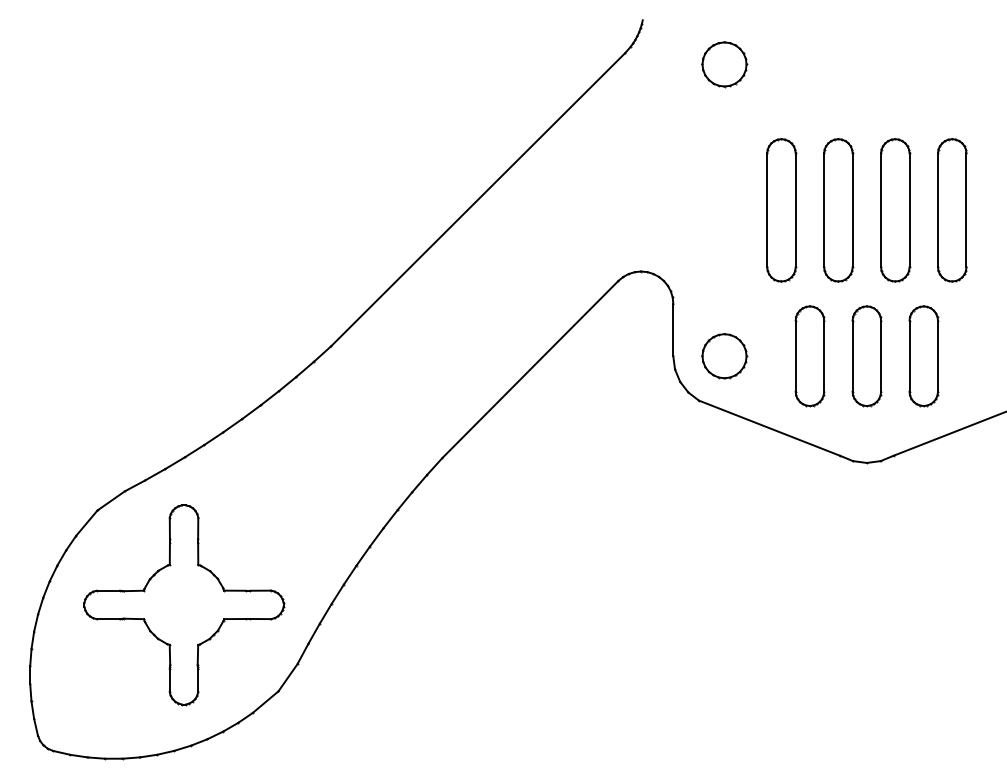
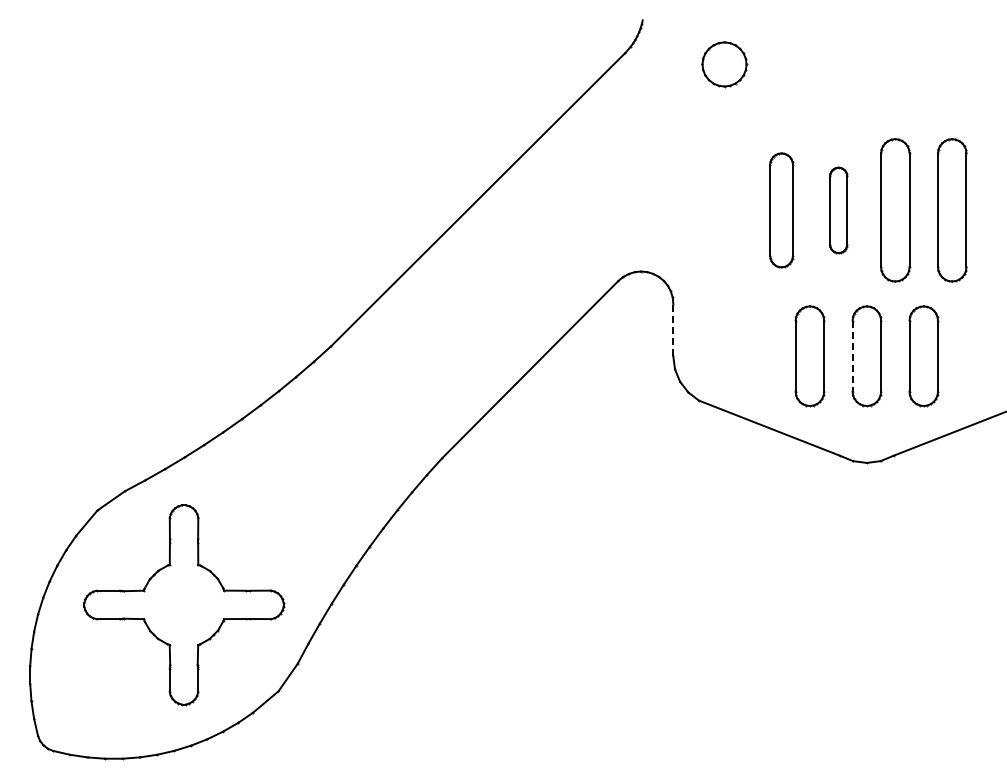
part size: 32x145 px -> 26x117 px (781, 210)
part size: 32x145 px -> 20x89 px (838, 210)
line: solid -> dashed (673, 329)
part: present -> none (724, 356)
line: solid -> dashed (852, 356)
